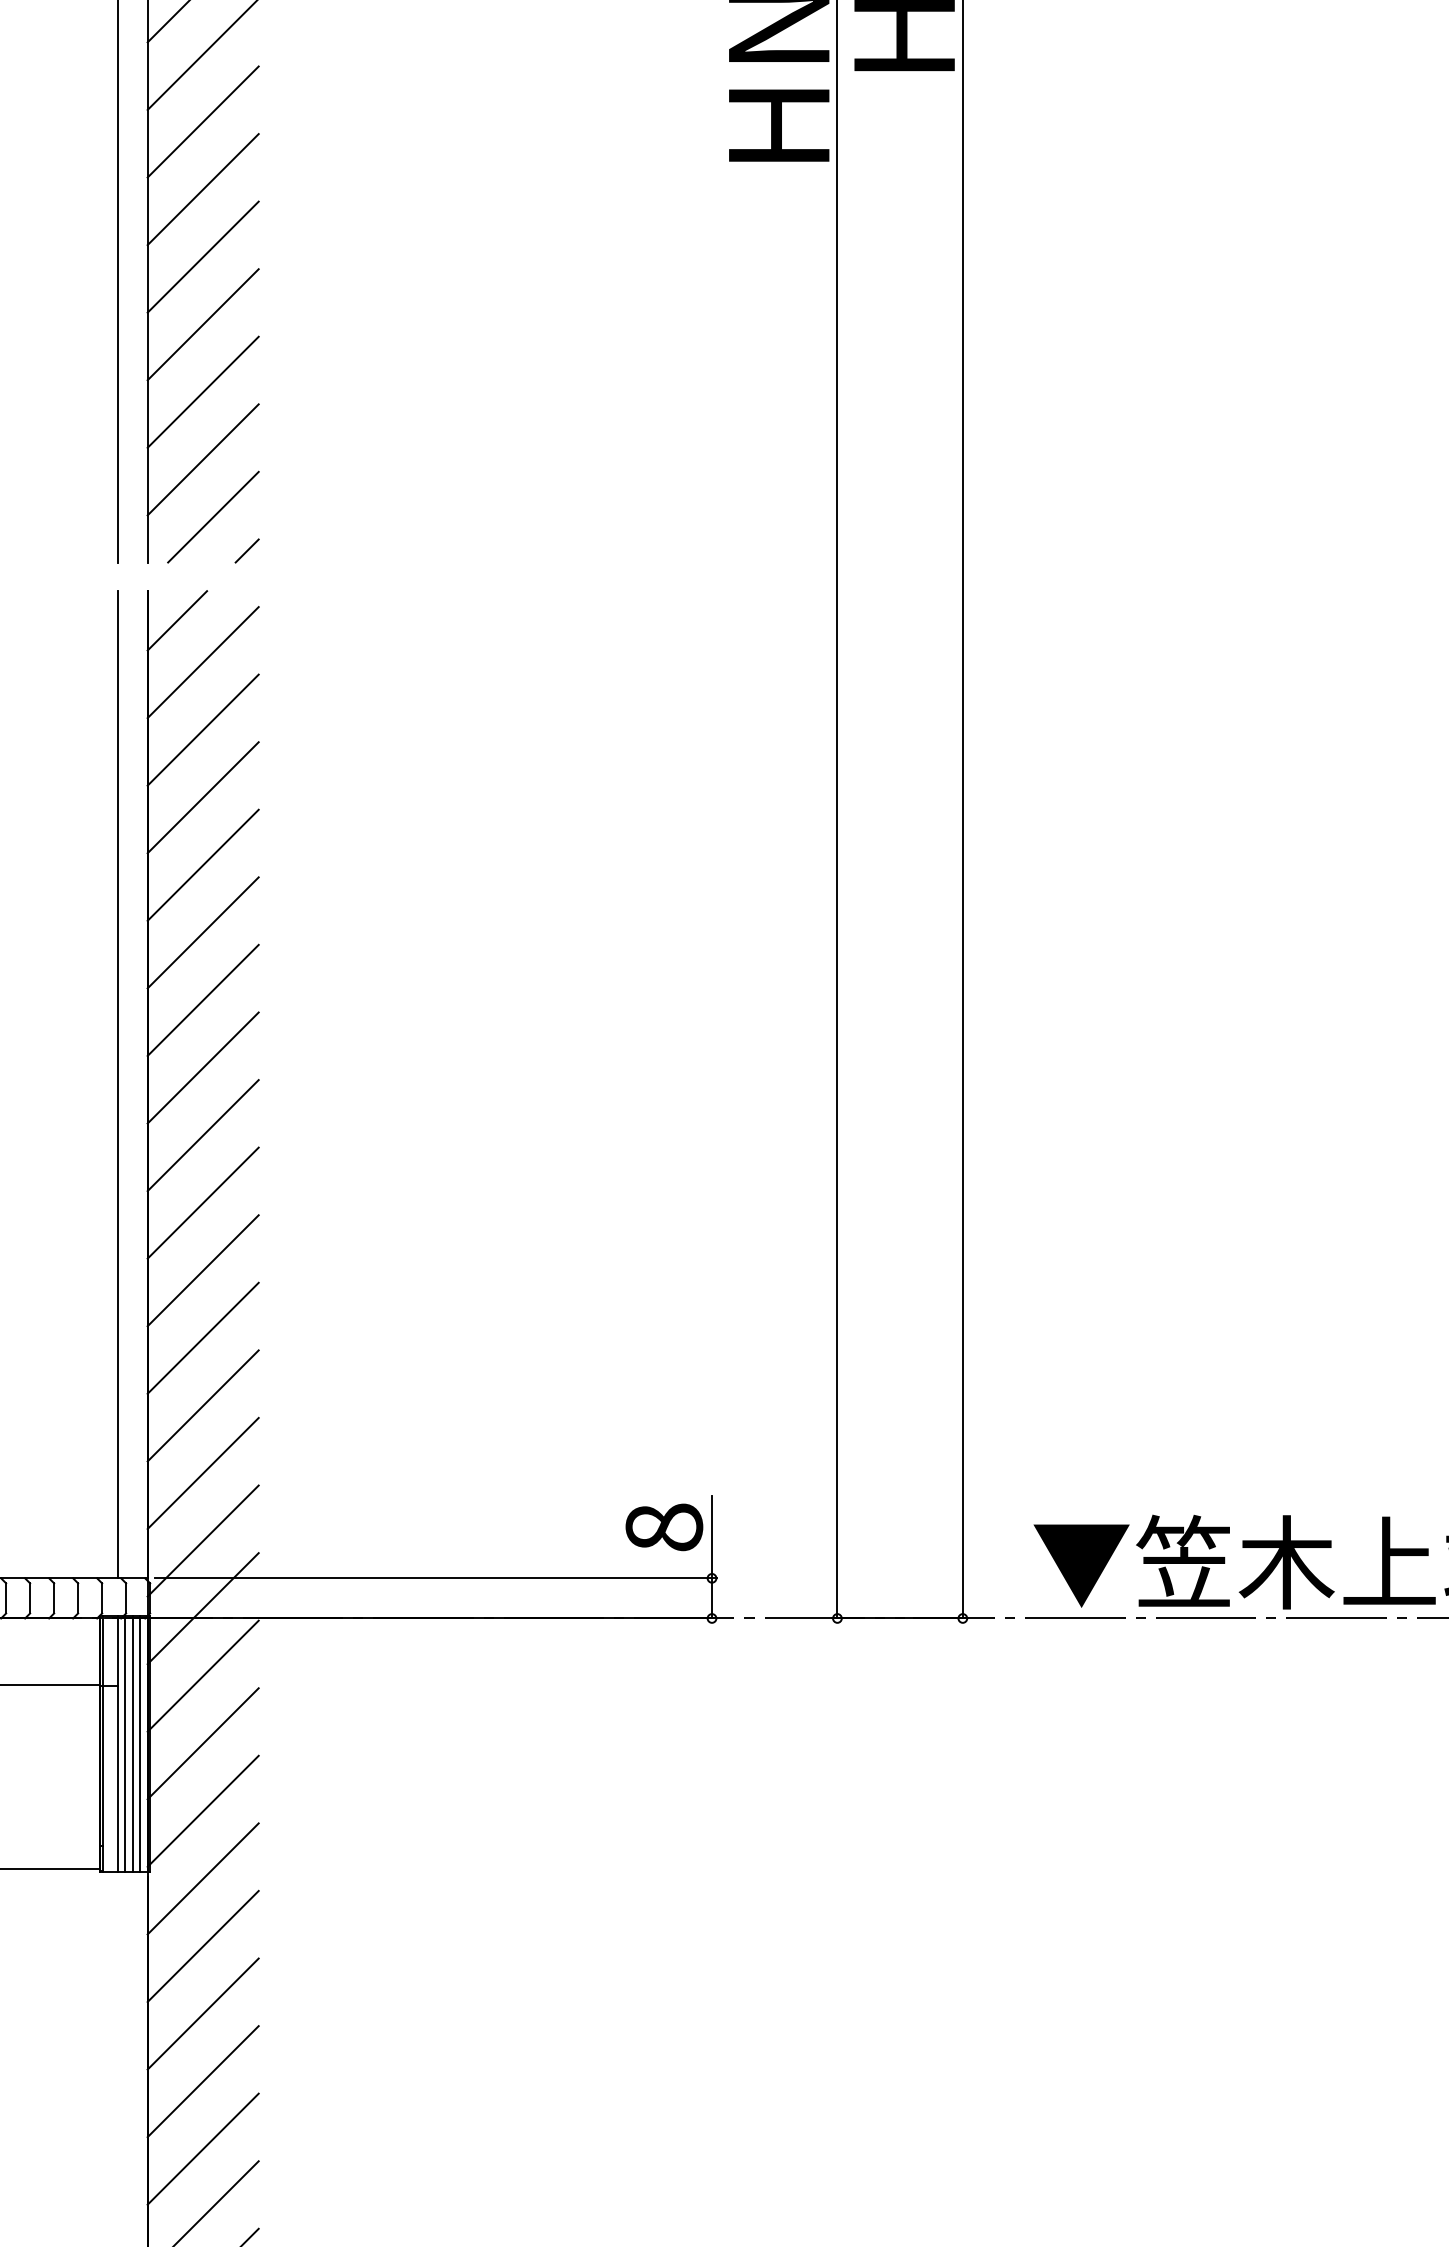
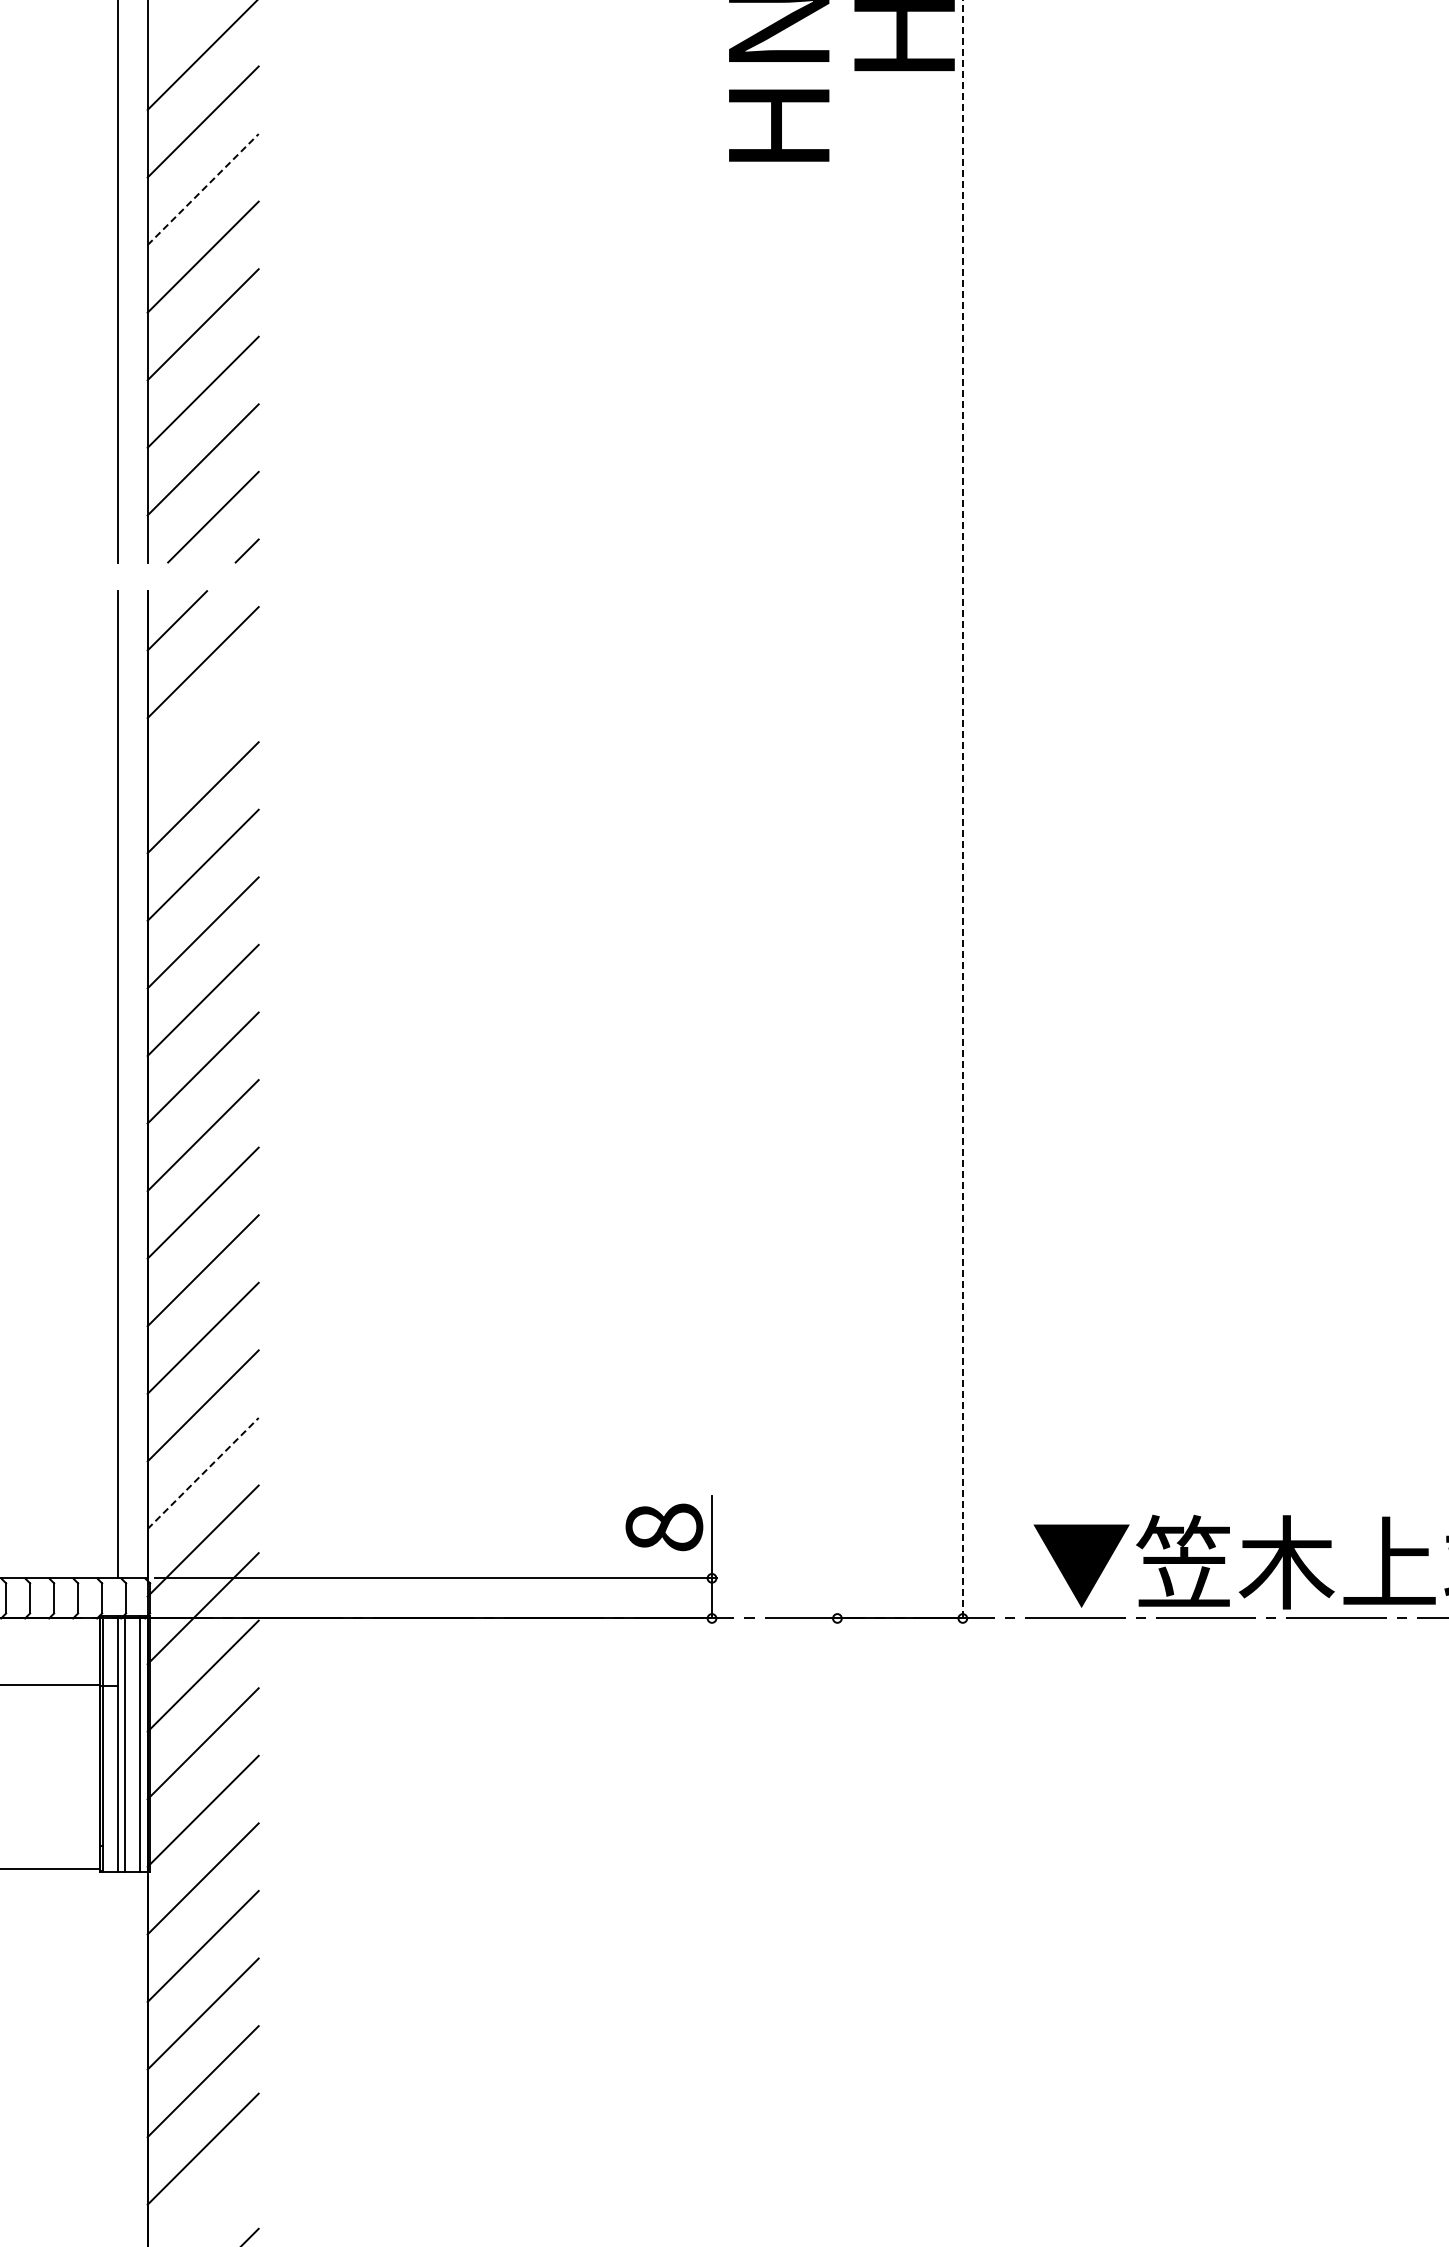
line: present -> none (167, 22)
line: solid -> dashed (203, 189)
line: present -> none (202, 729)
line: solid -> dashed (962, 809)
line: present -> none (837, 810)
line: solid -> dashed (203, 1473)
line: present -> none (132, 1743)
line: present -> none (217, 2202)
